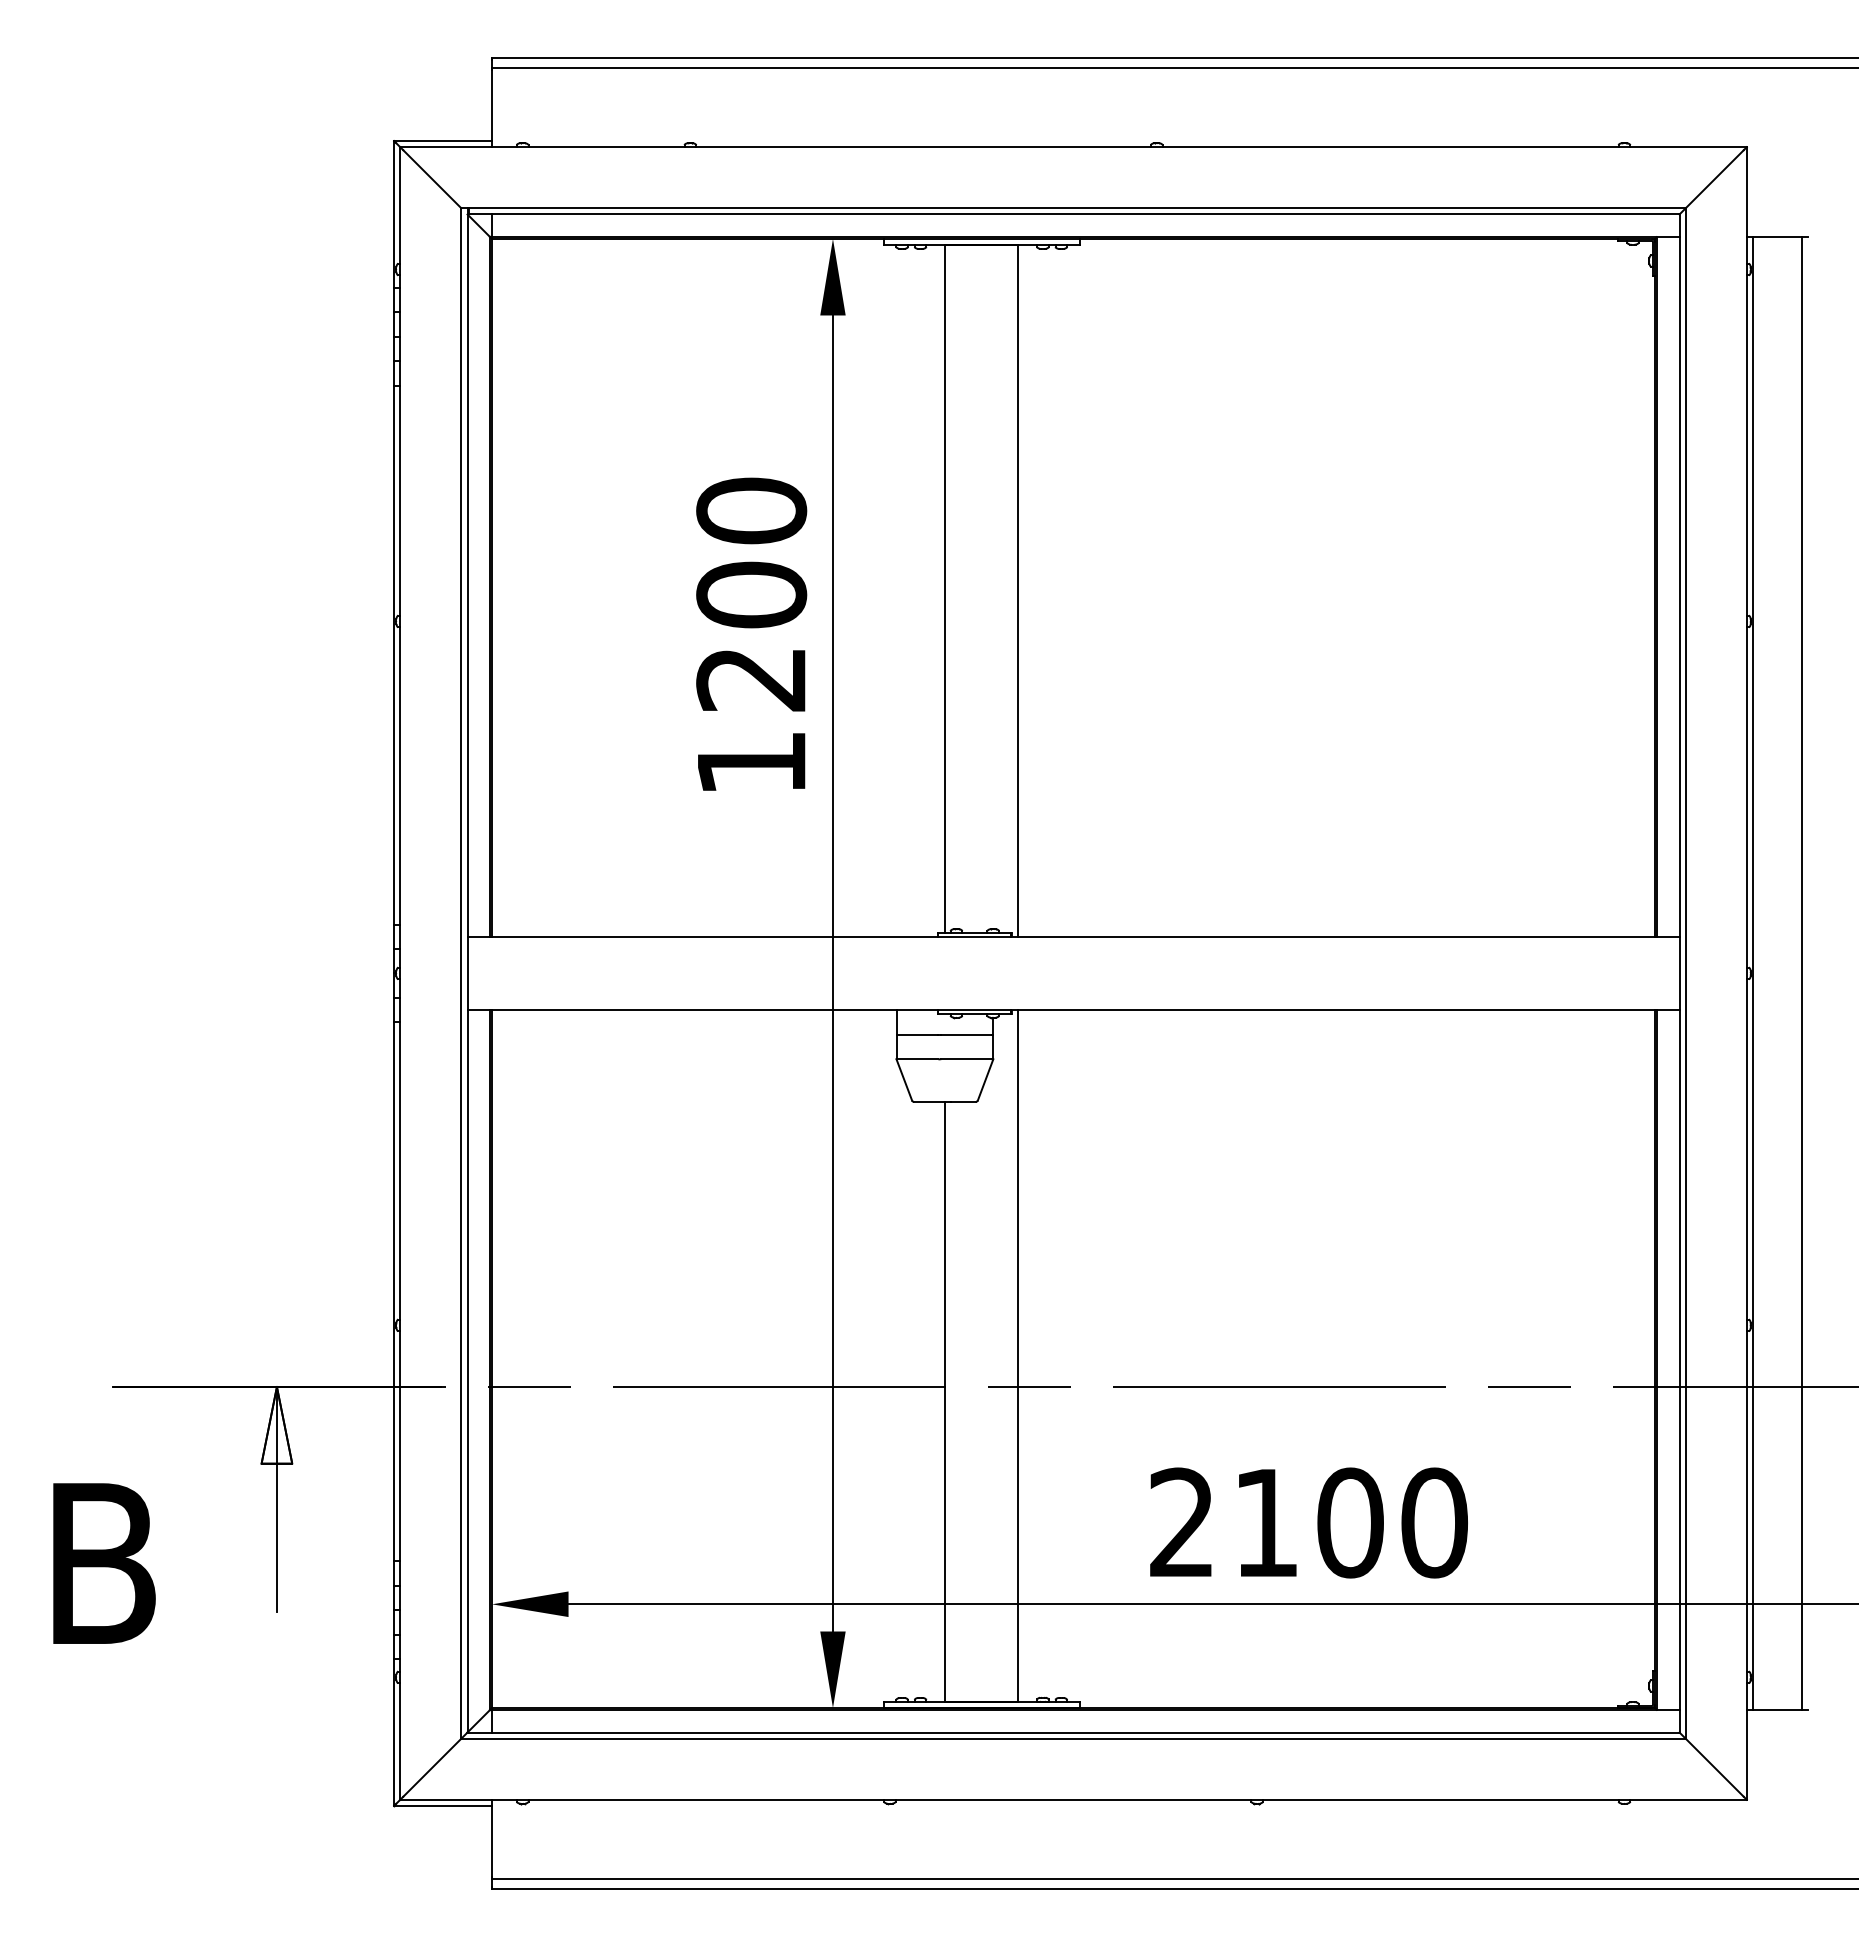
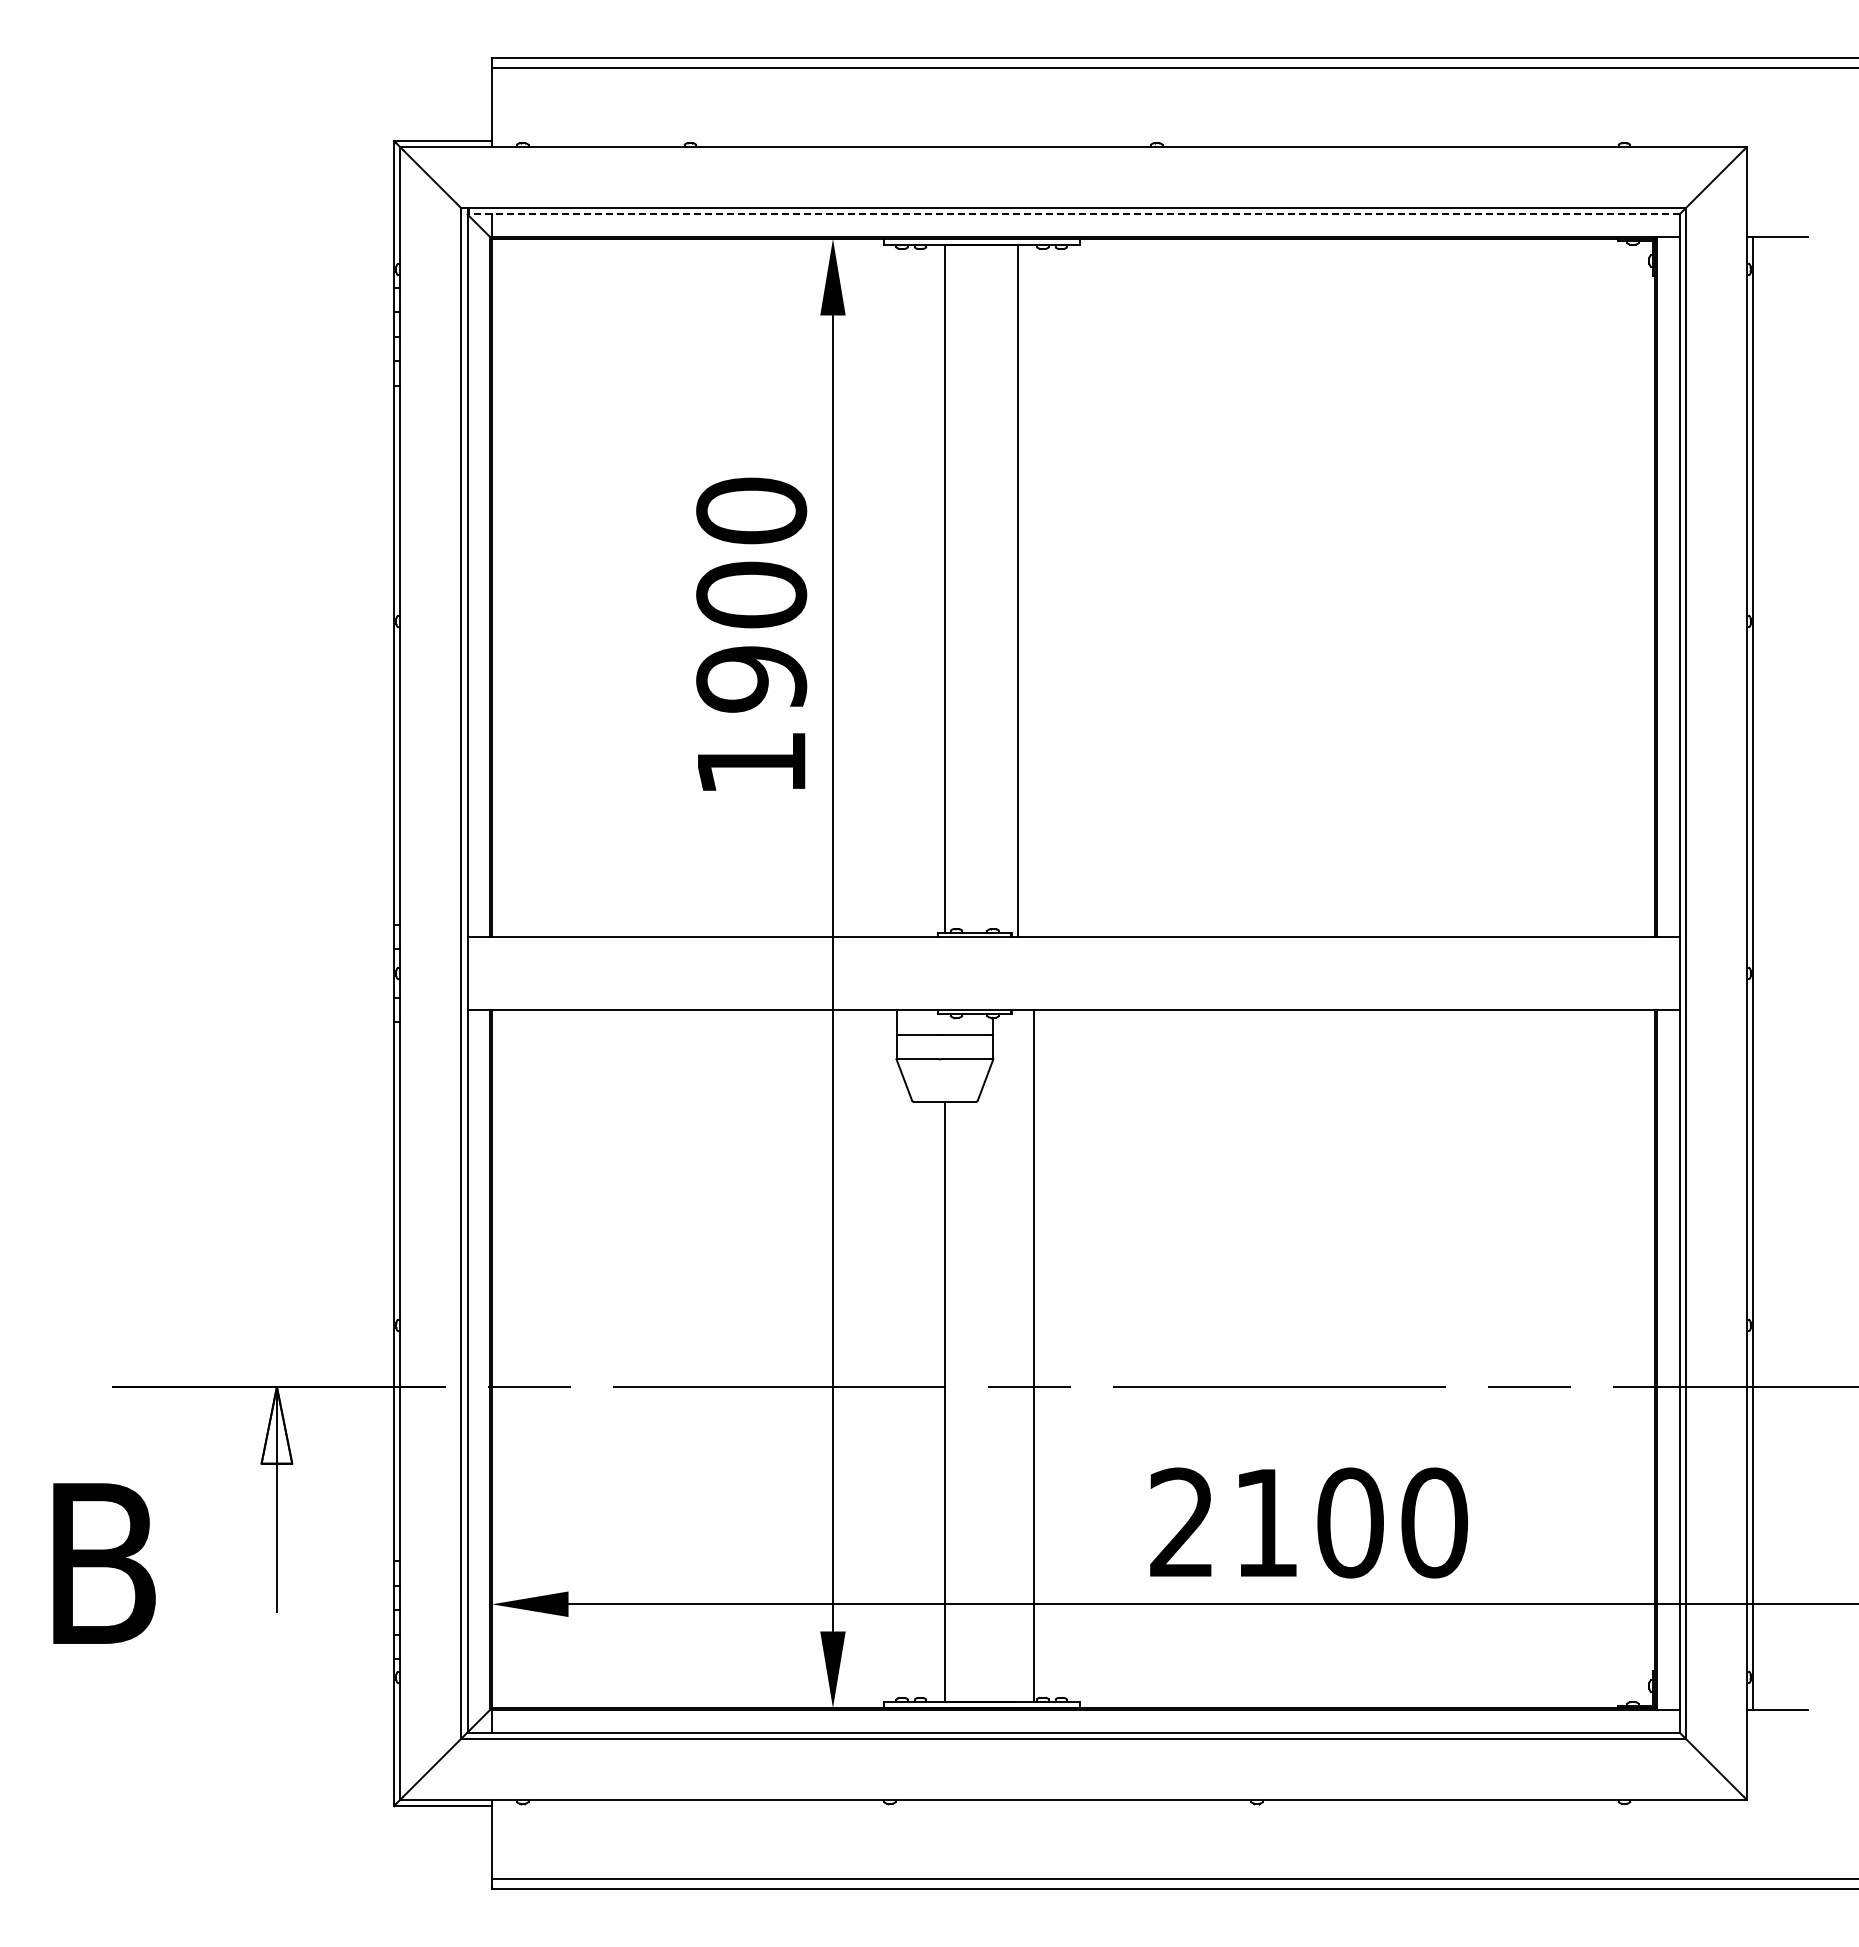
line: solid -> dashed (1073, 214)
text: 1200 -> 1900 (751, 679)
line: present -> none (1801, 973)
line position: (1018, 1355) -> (1034, 1355) (1034, 1355)
